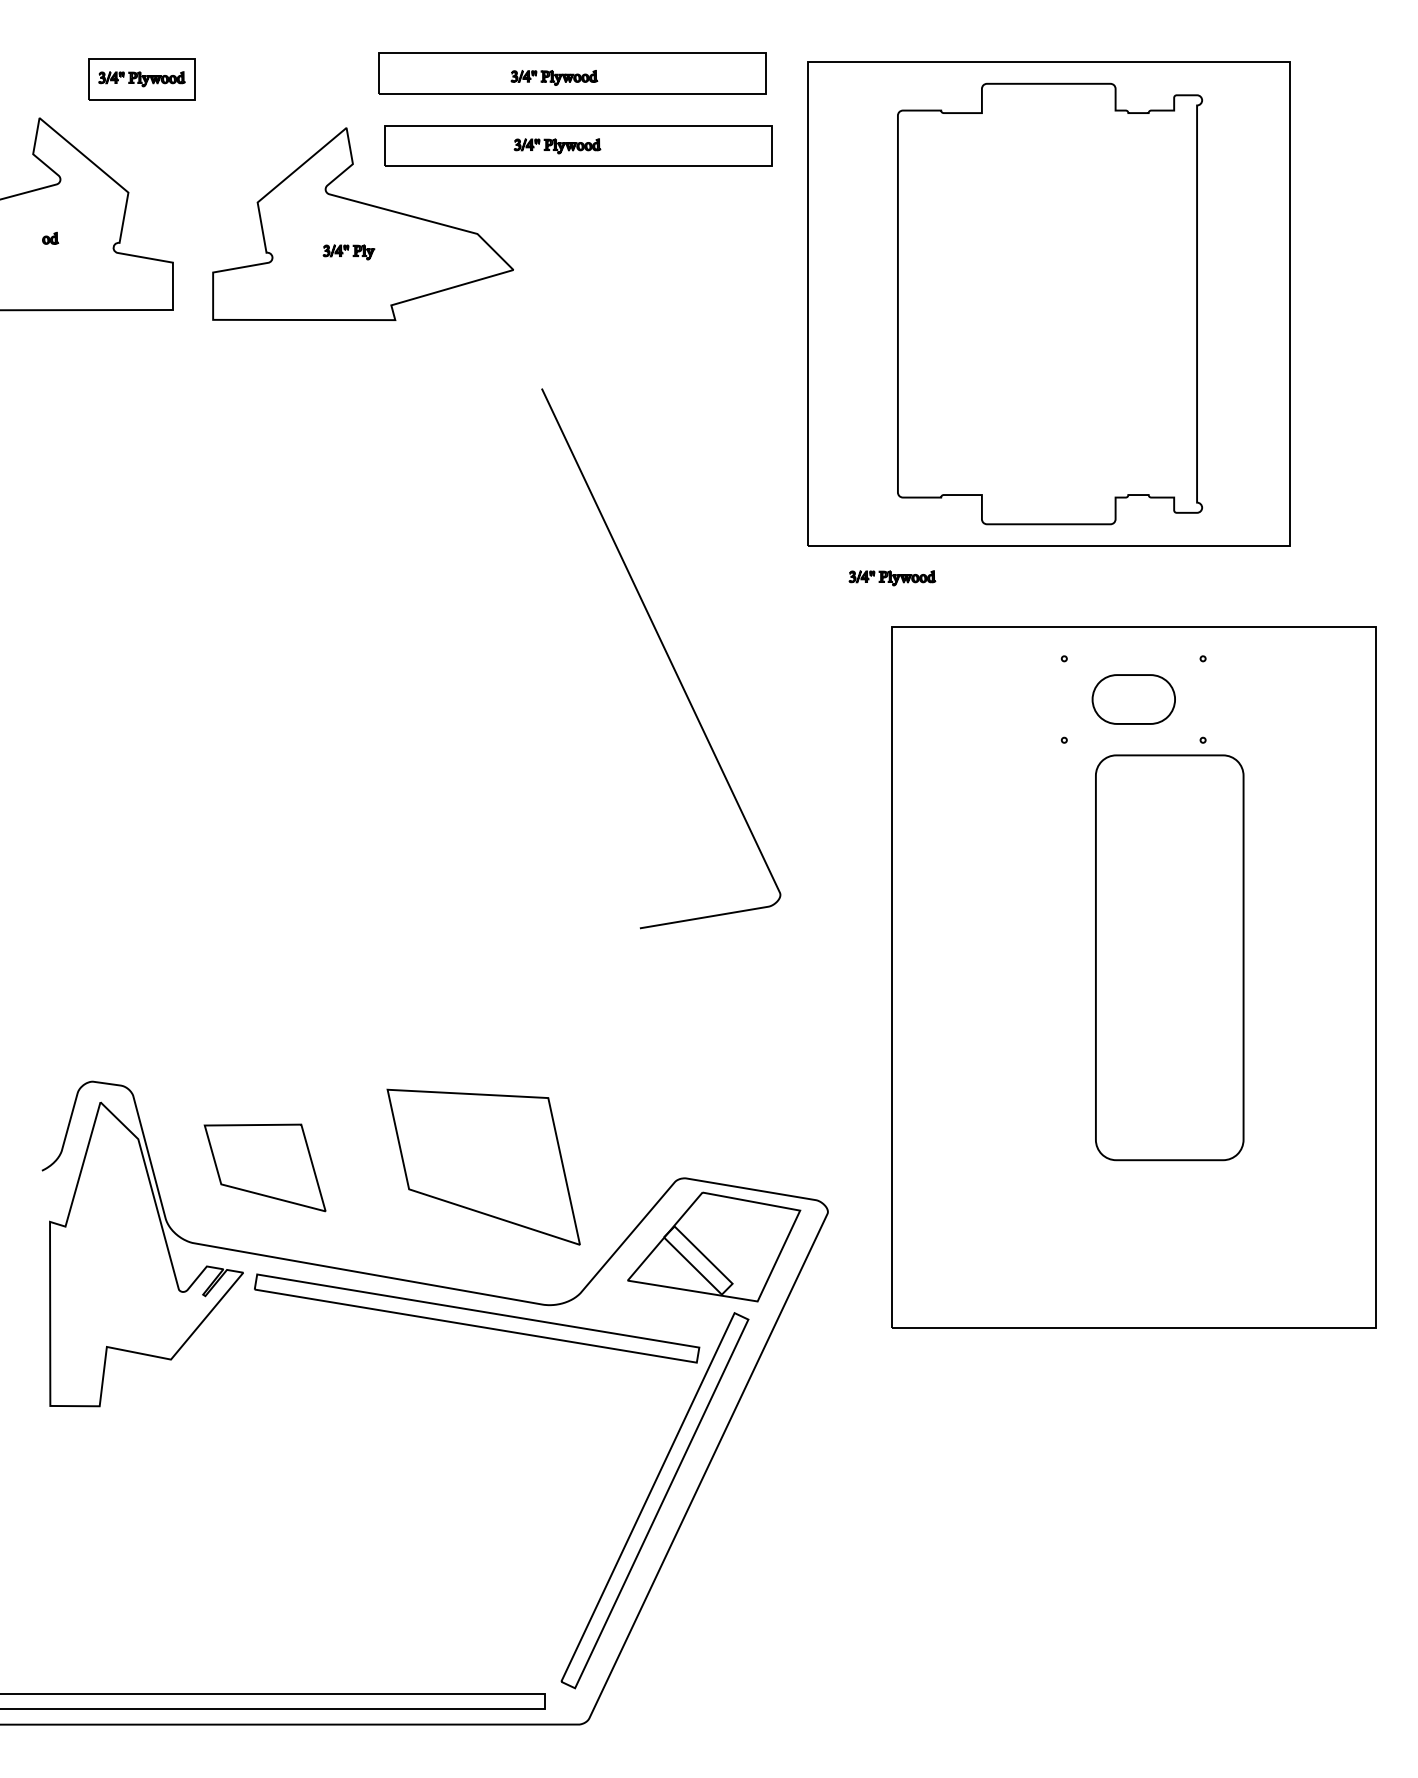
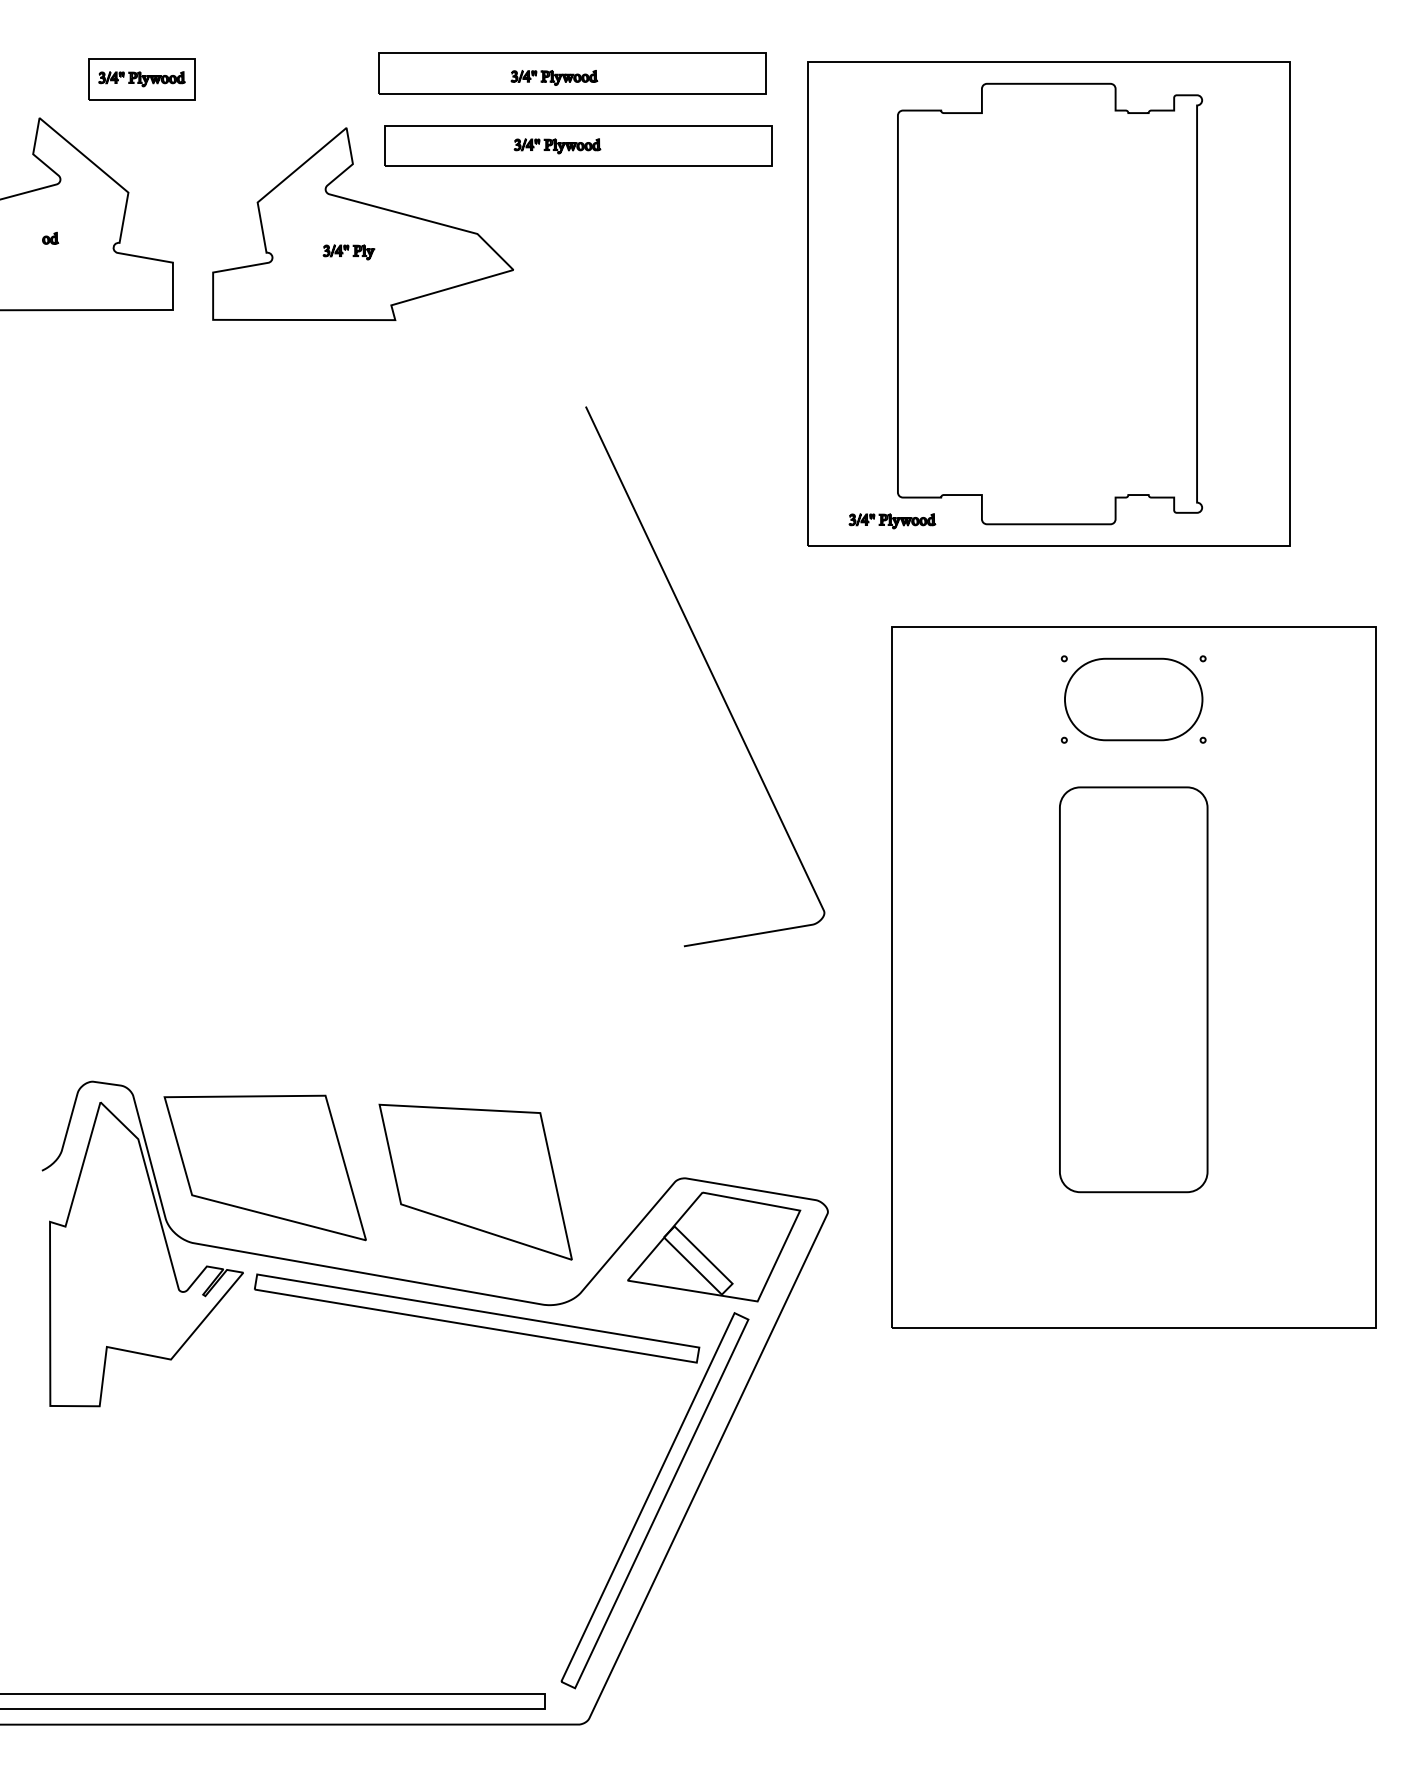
part position: (892, 578) -> (892, 521) (892, 521)
curve position: (666, 655) -> (710, 673) (710, 673)
part size: 85x51 px -> 140x85 px (1133, 699)
part position: (1169, 957) -> (1133, 989) (1133, 989)
part position: (483, 1166) -> (475, 1181) (475, 1181)
part size: 124x90 px -> 204x148 px (264, 1167)
